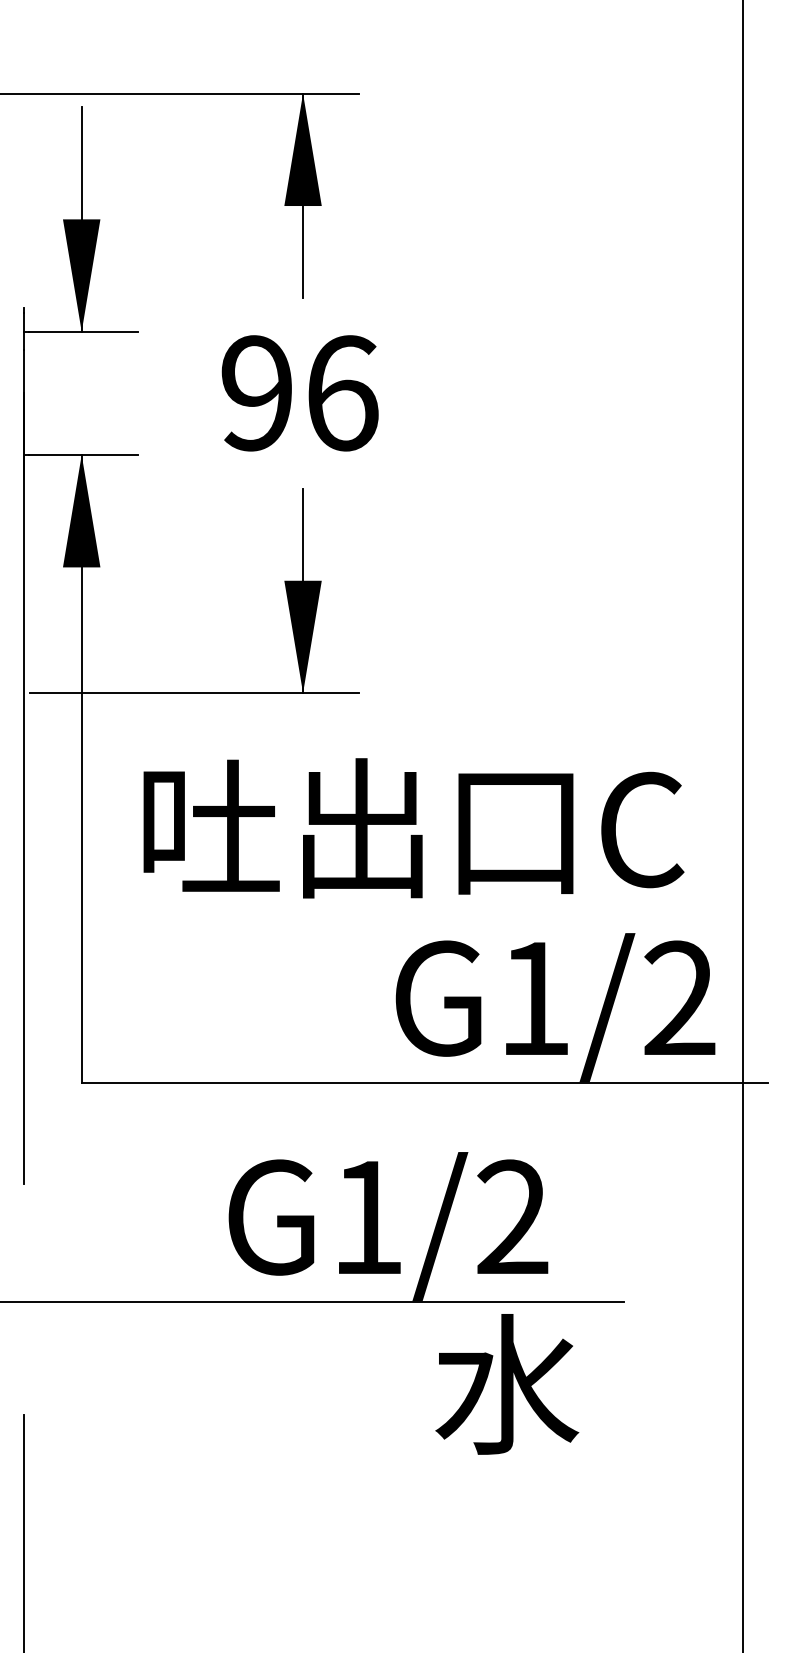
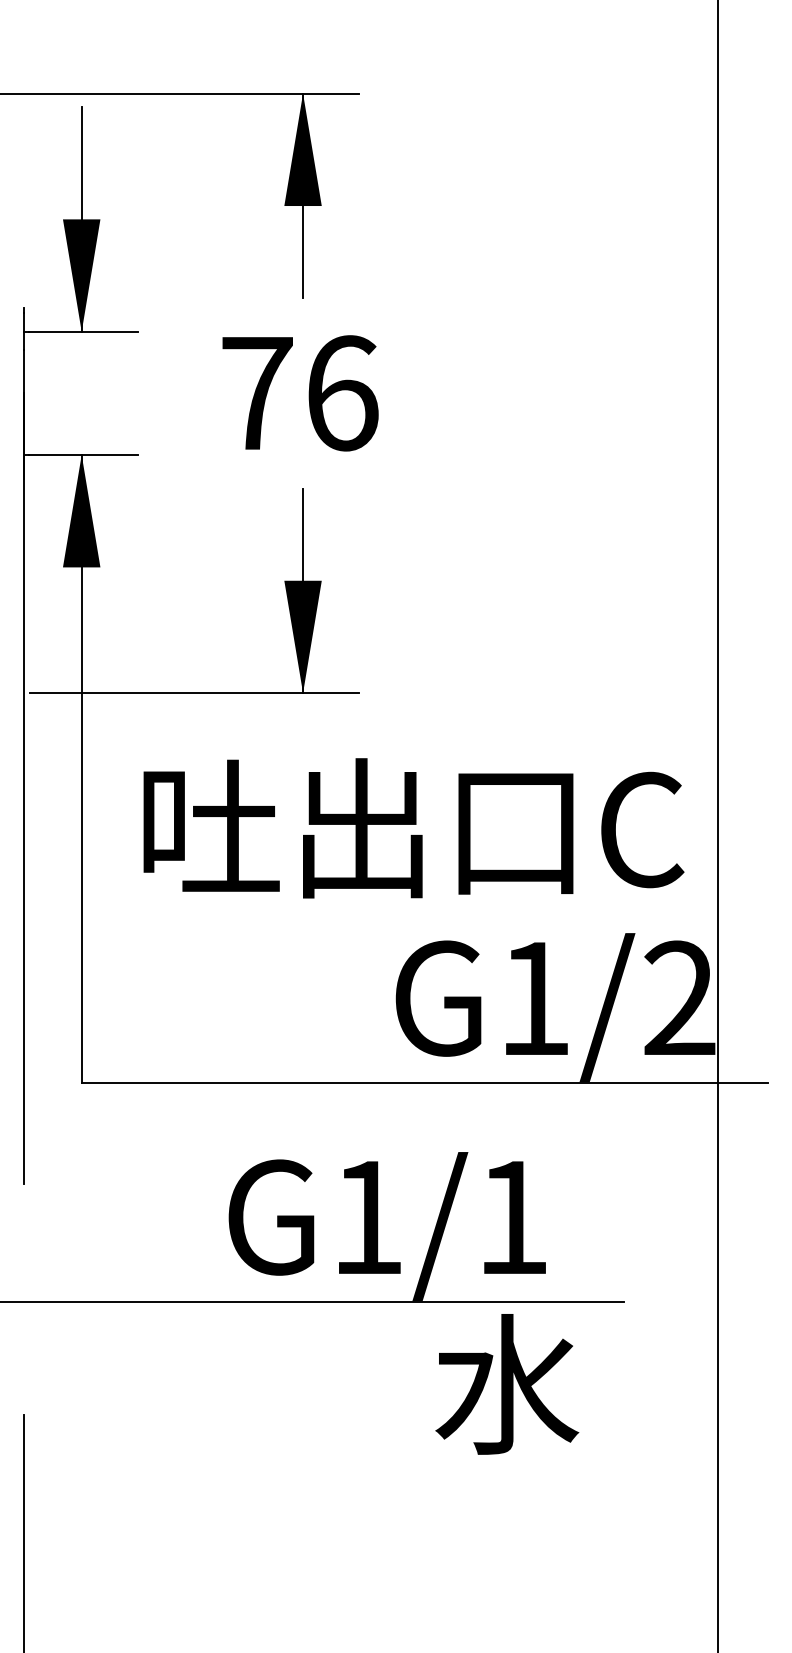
text: 96 -> 76 (256, 393)
line position: (742, 825) -> (717, 825) (717, 825)
text: G1/2 -> G1/1 (512, 1216)
